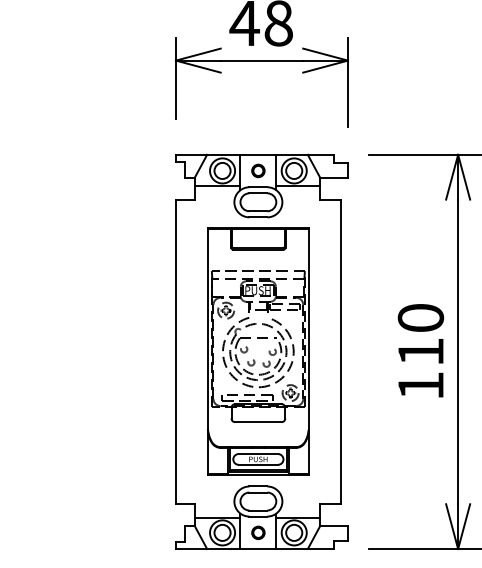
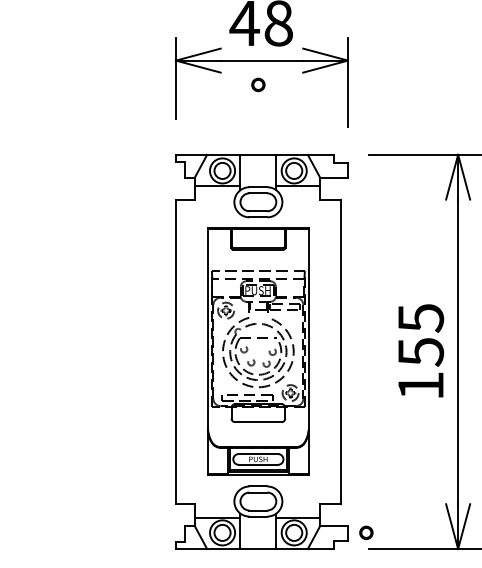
part position: (258, 170) -> (258, 84) (258, 84)
text: 110 -> 155 (420, 335)
circle position: (258, 532) -> (366, 532) (366, 532)
